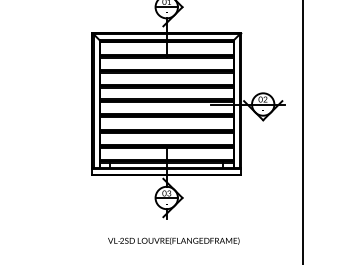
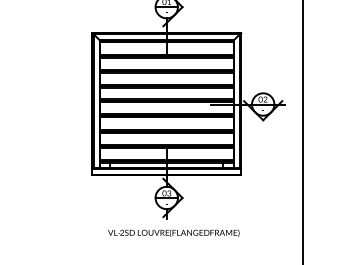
text position: (173, 240) -> (173, 232) (173, 232)
